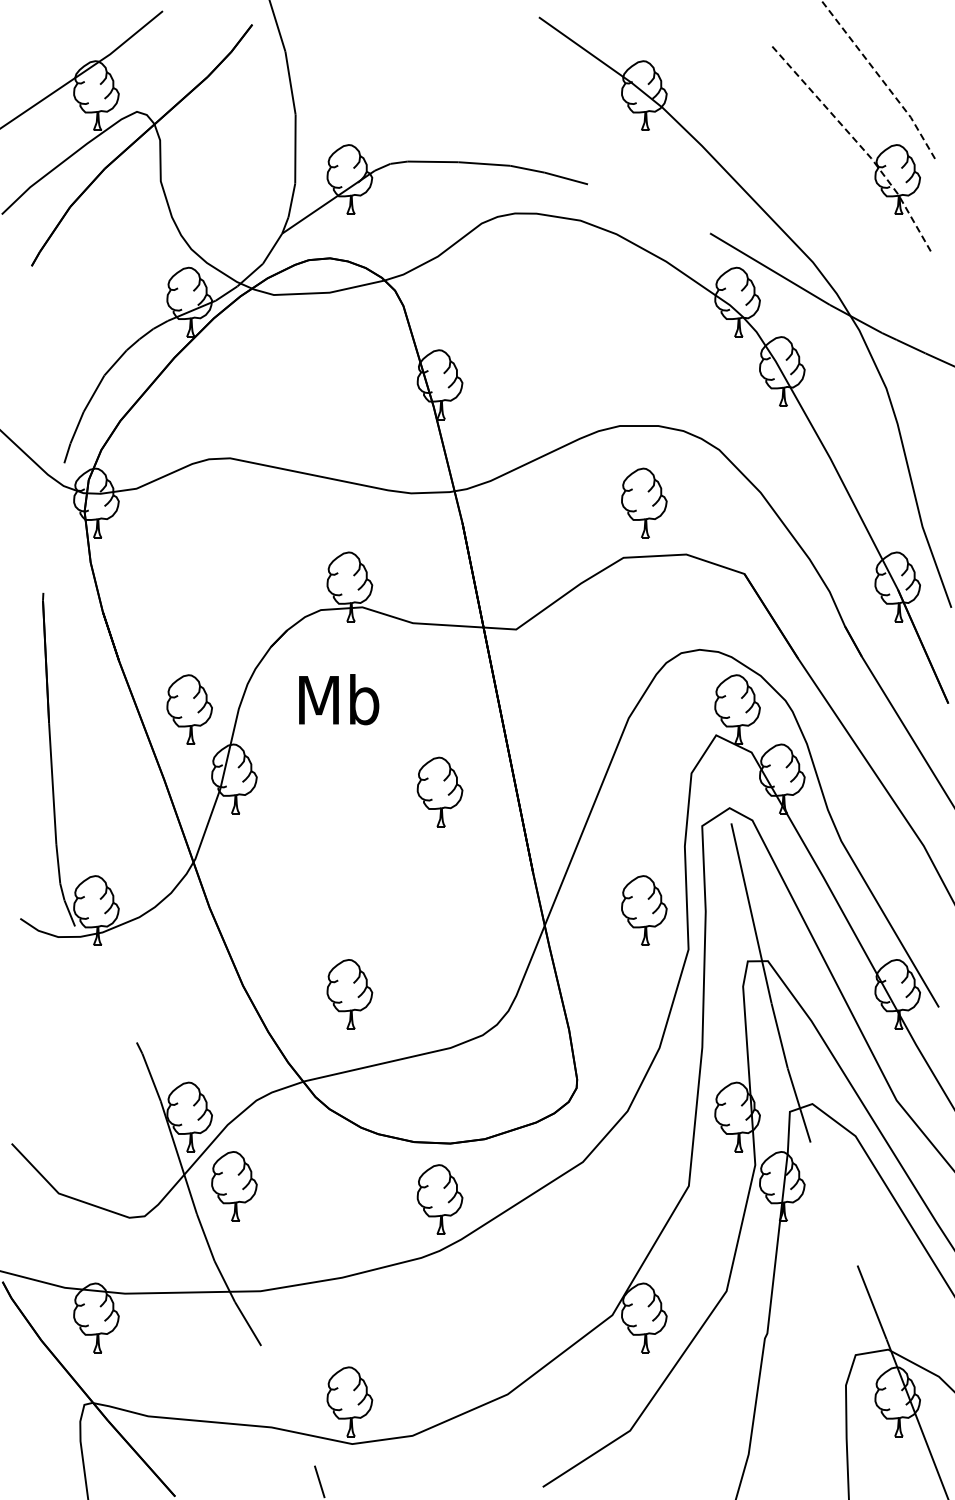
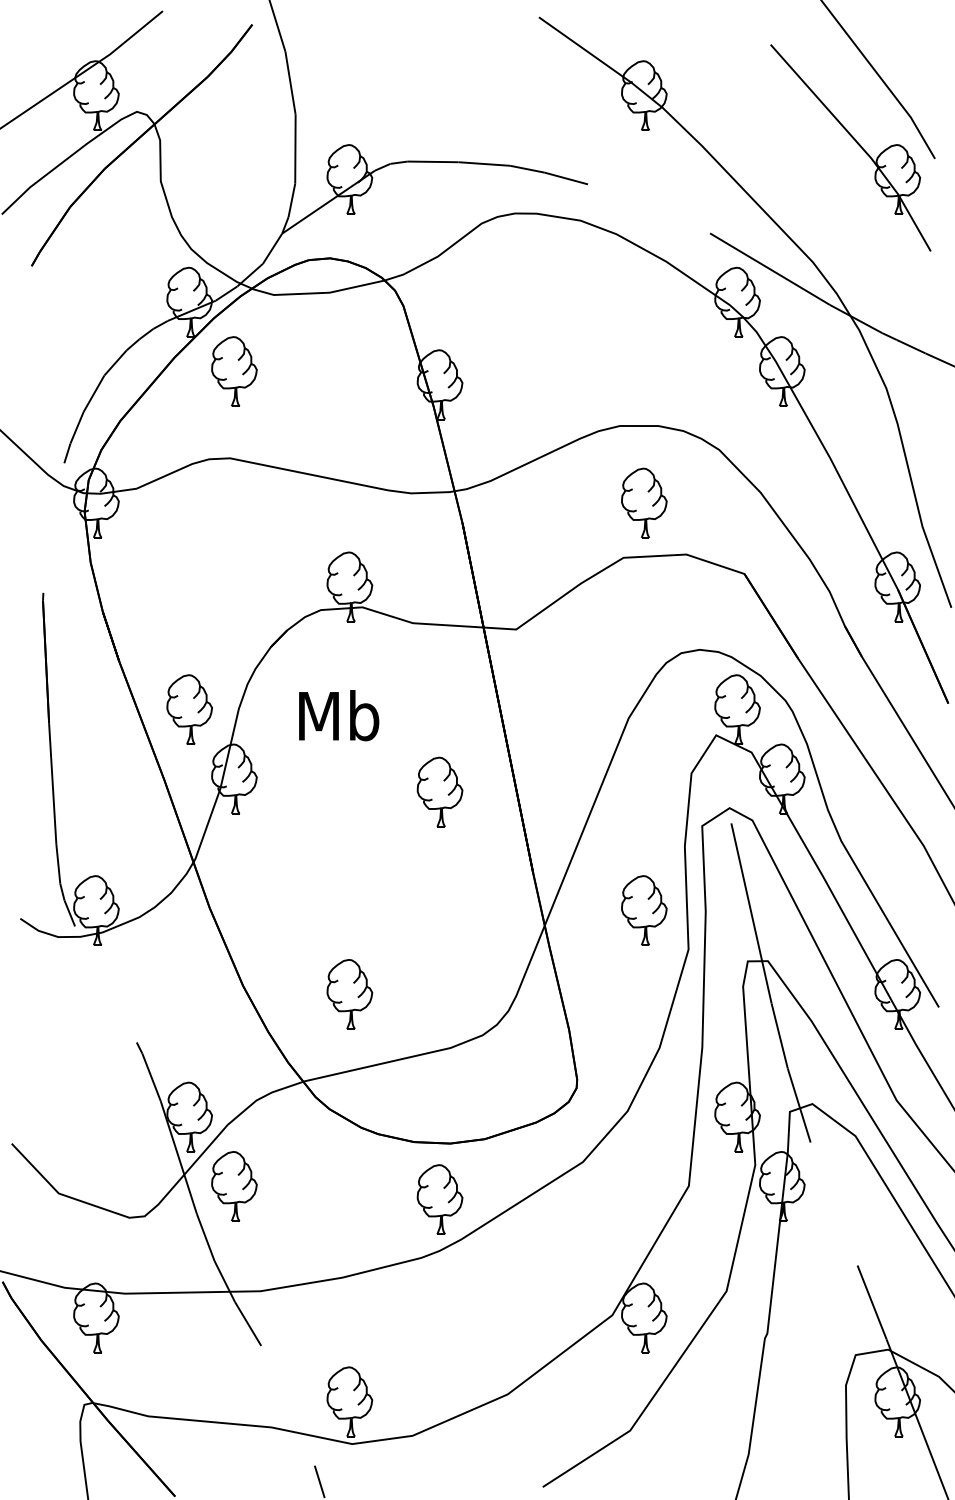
line: dashed -> solid (881, 78)
line: dashed -> solid (858, 143)
part: none -> present (234, 371)
text position: (339, 699) -> (339, 715) (339, 715)
